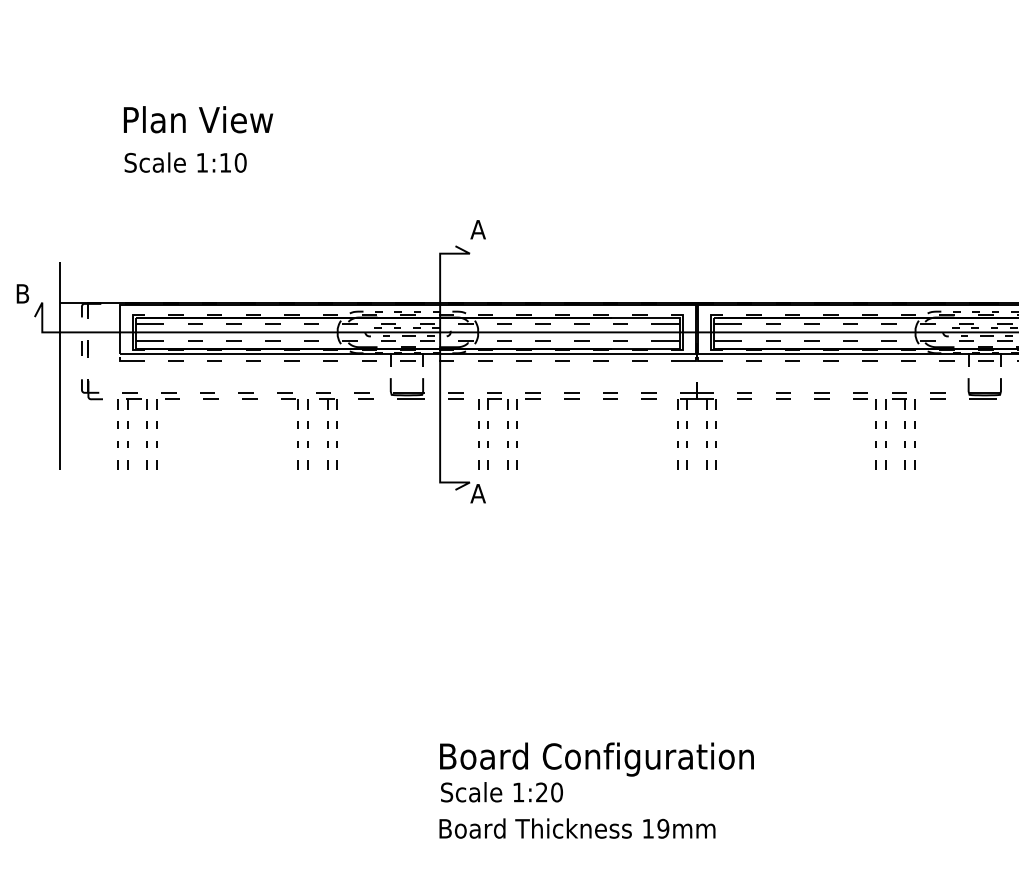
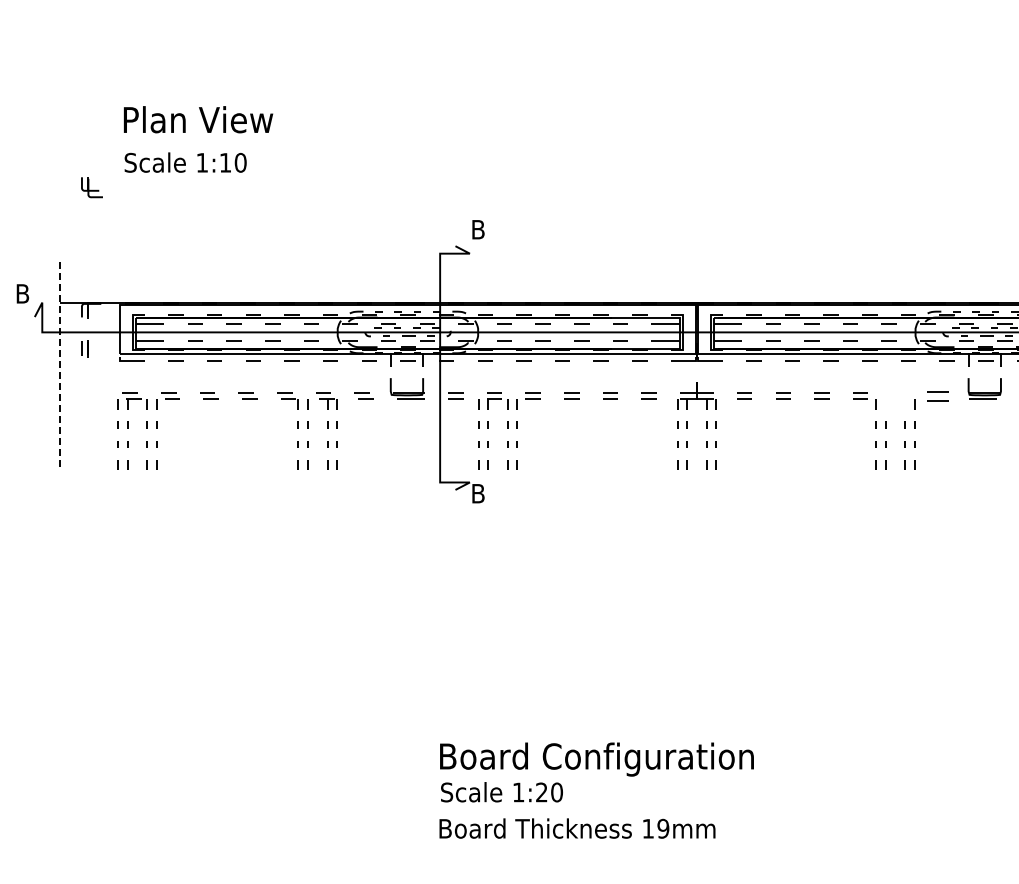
text: A -> B (477, 229)
line: solid -> dashed (60, 366)
part position: (91, 389) -> (91, 187) (91, 187)
part size: 16x8 px -> 22x11 px (937, 396)
part: present -> none (895, 400)
text: A -> B (477, 493)
